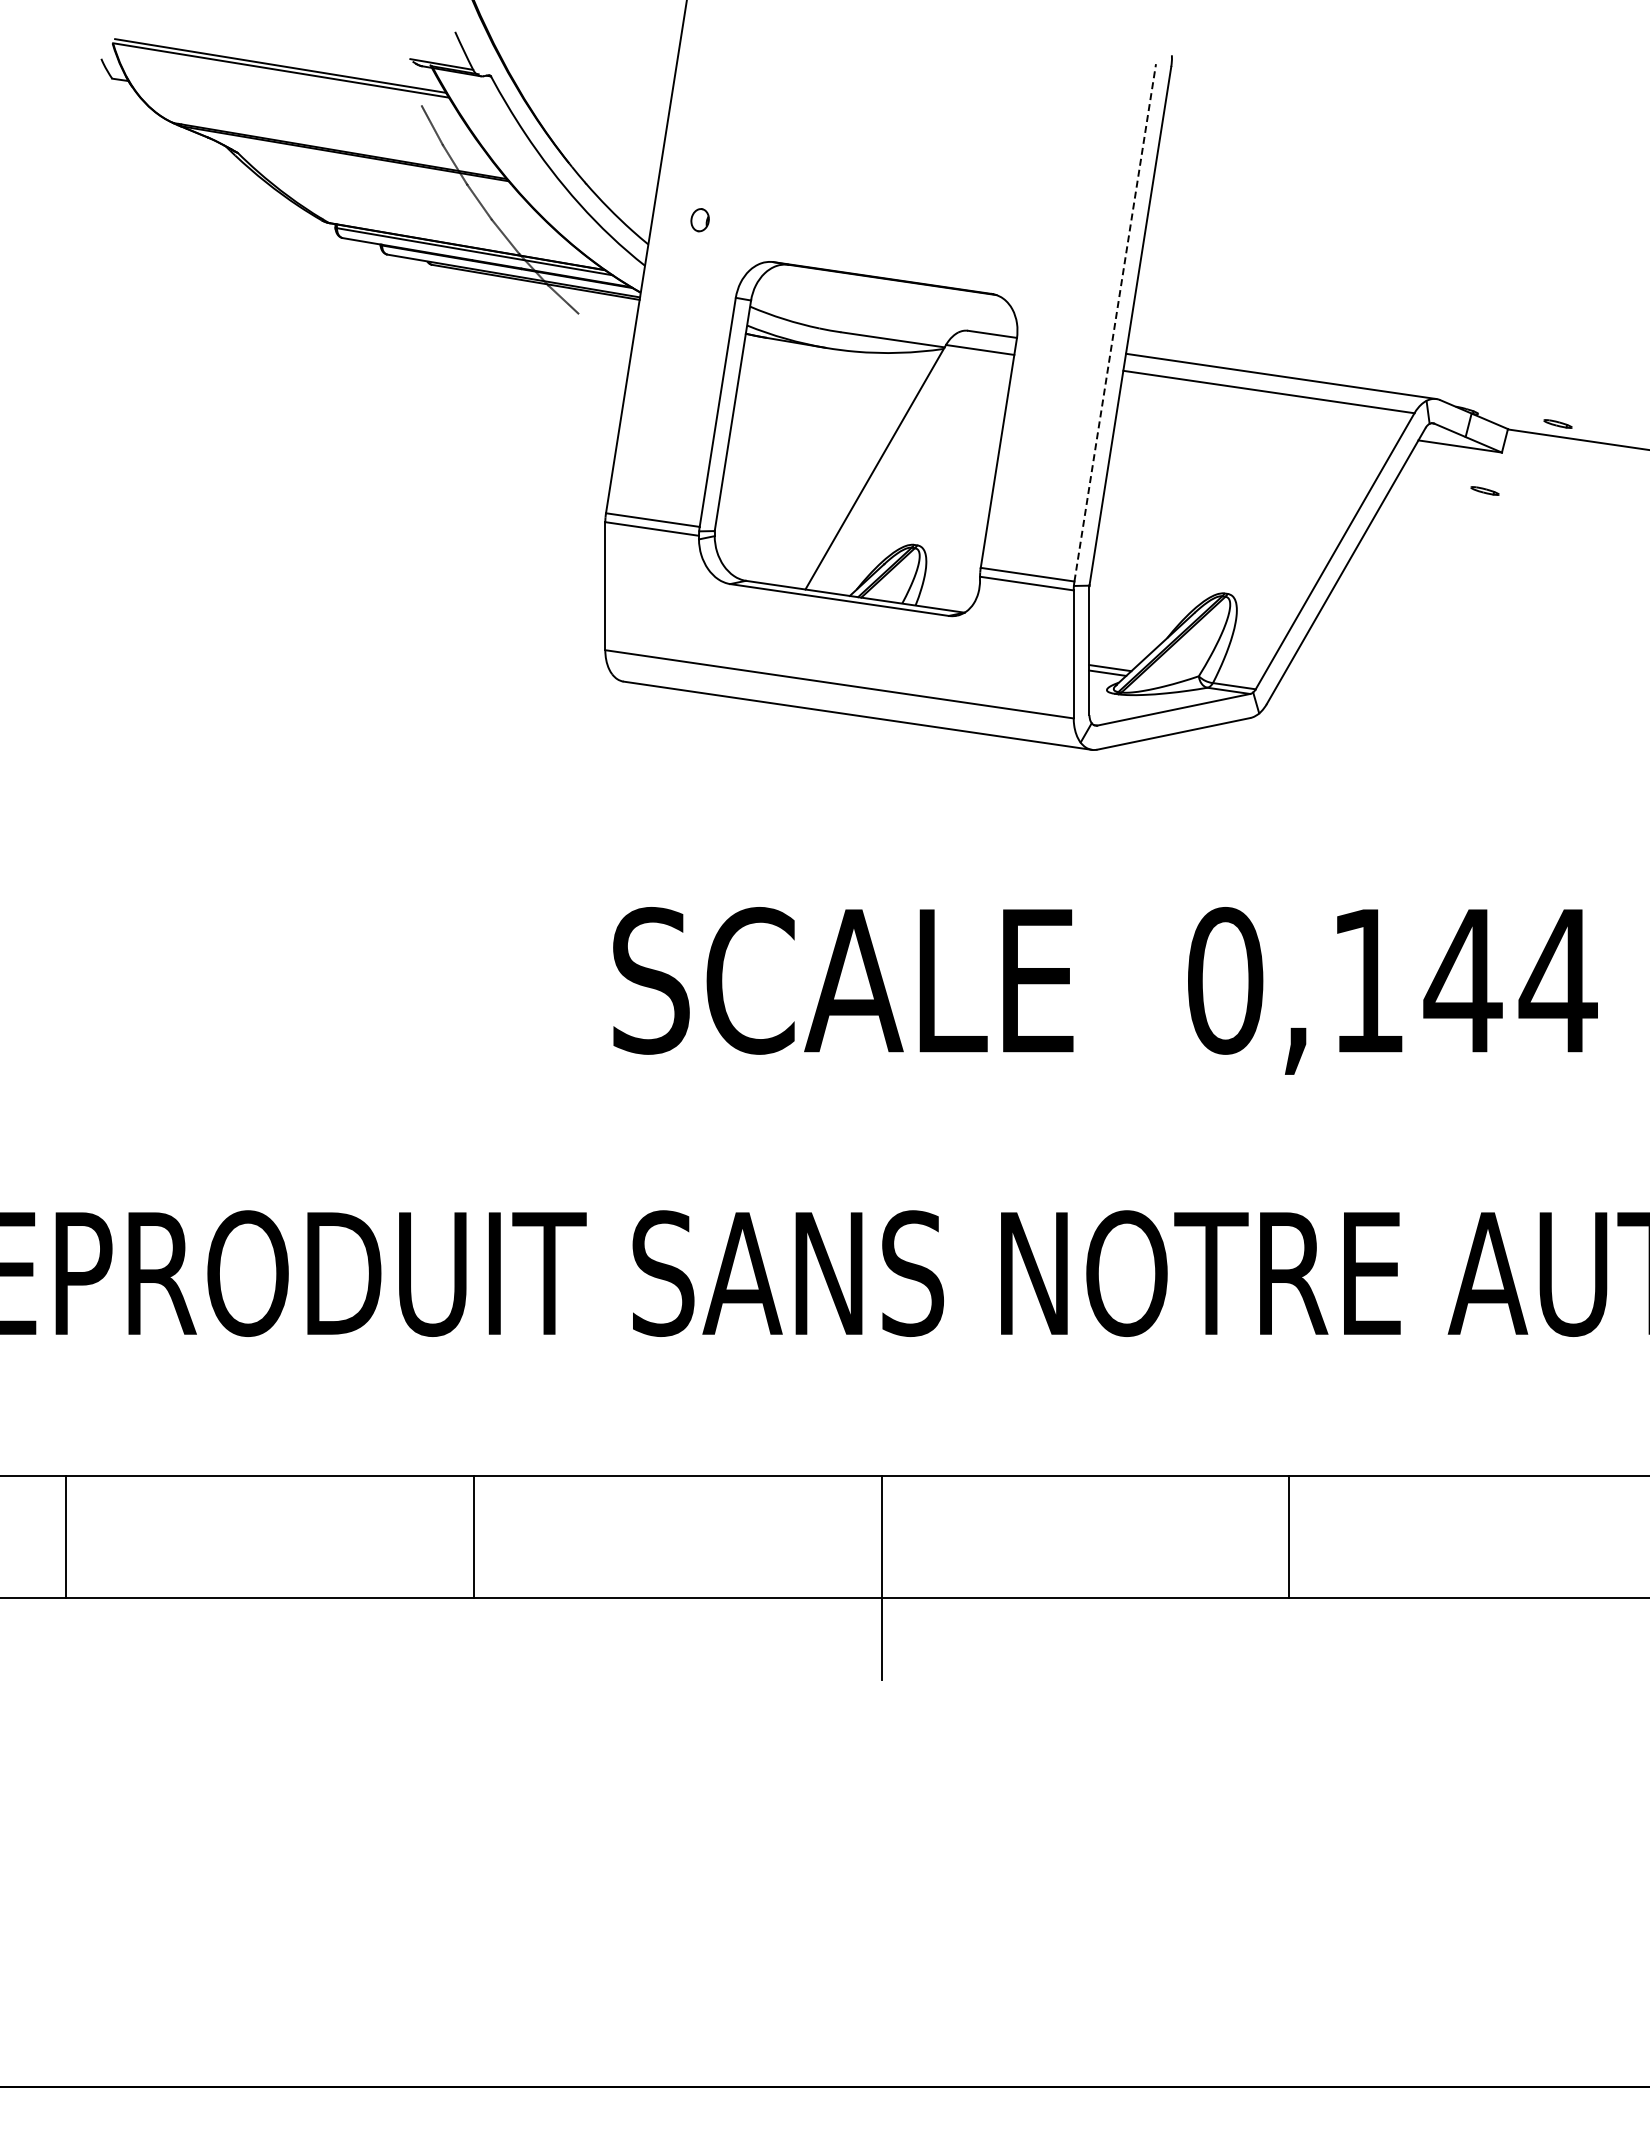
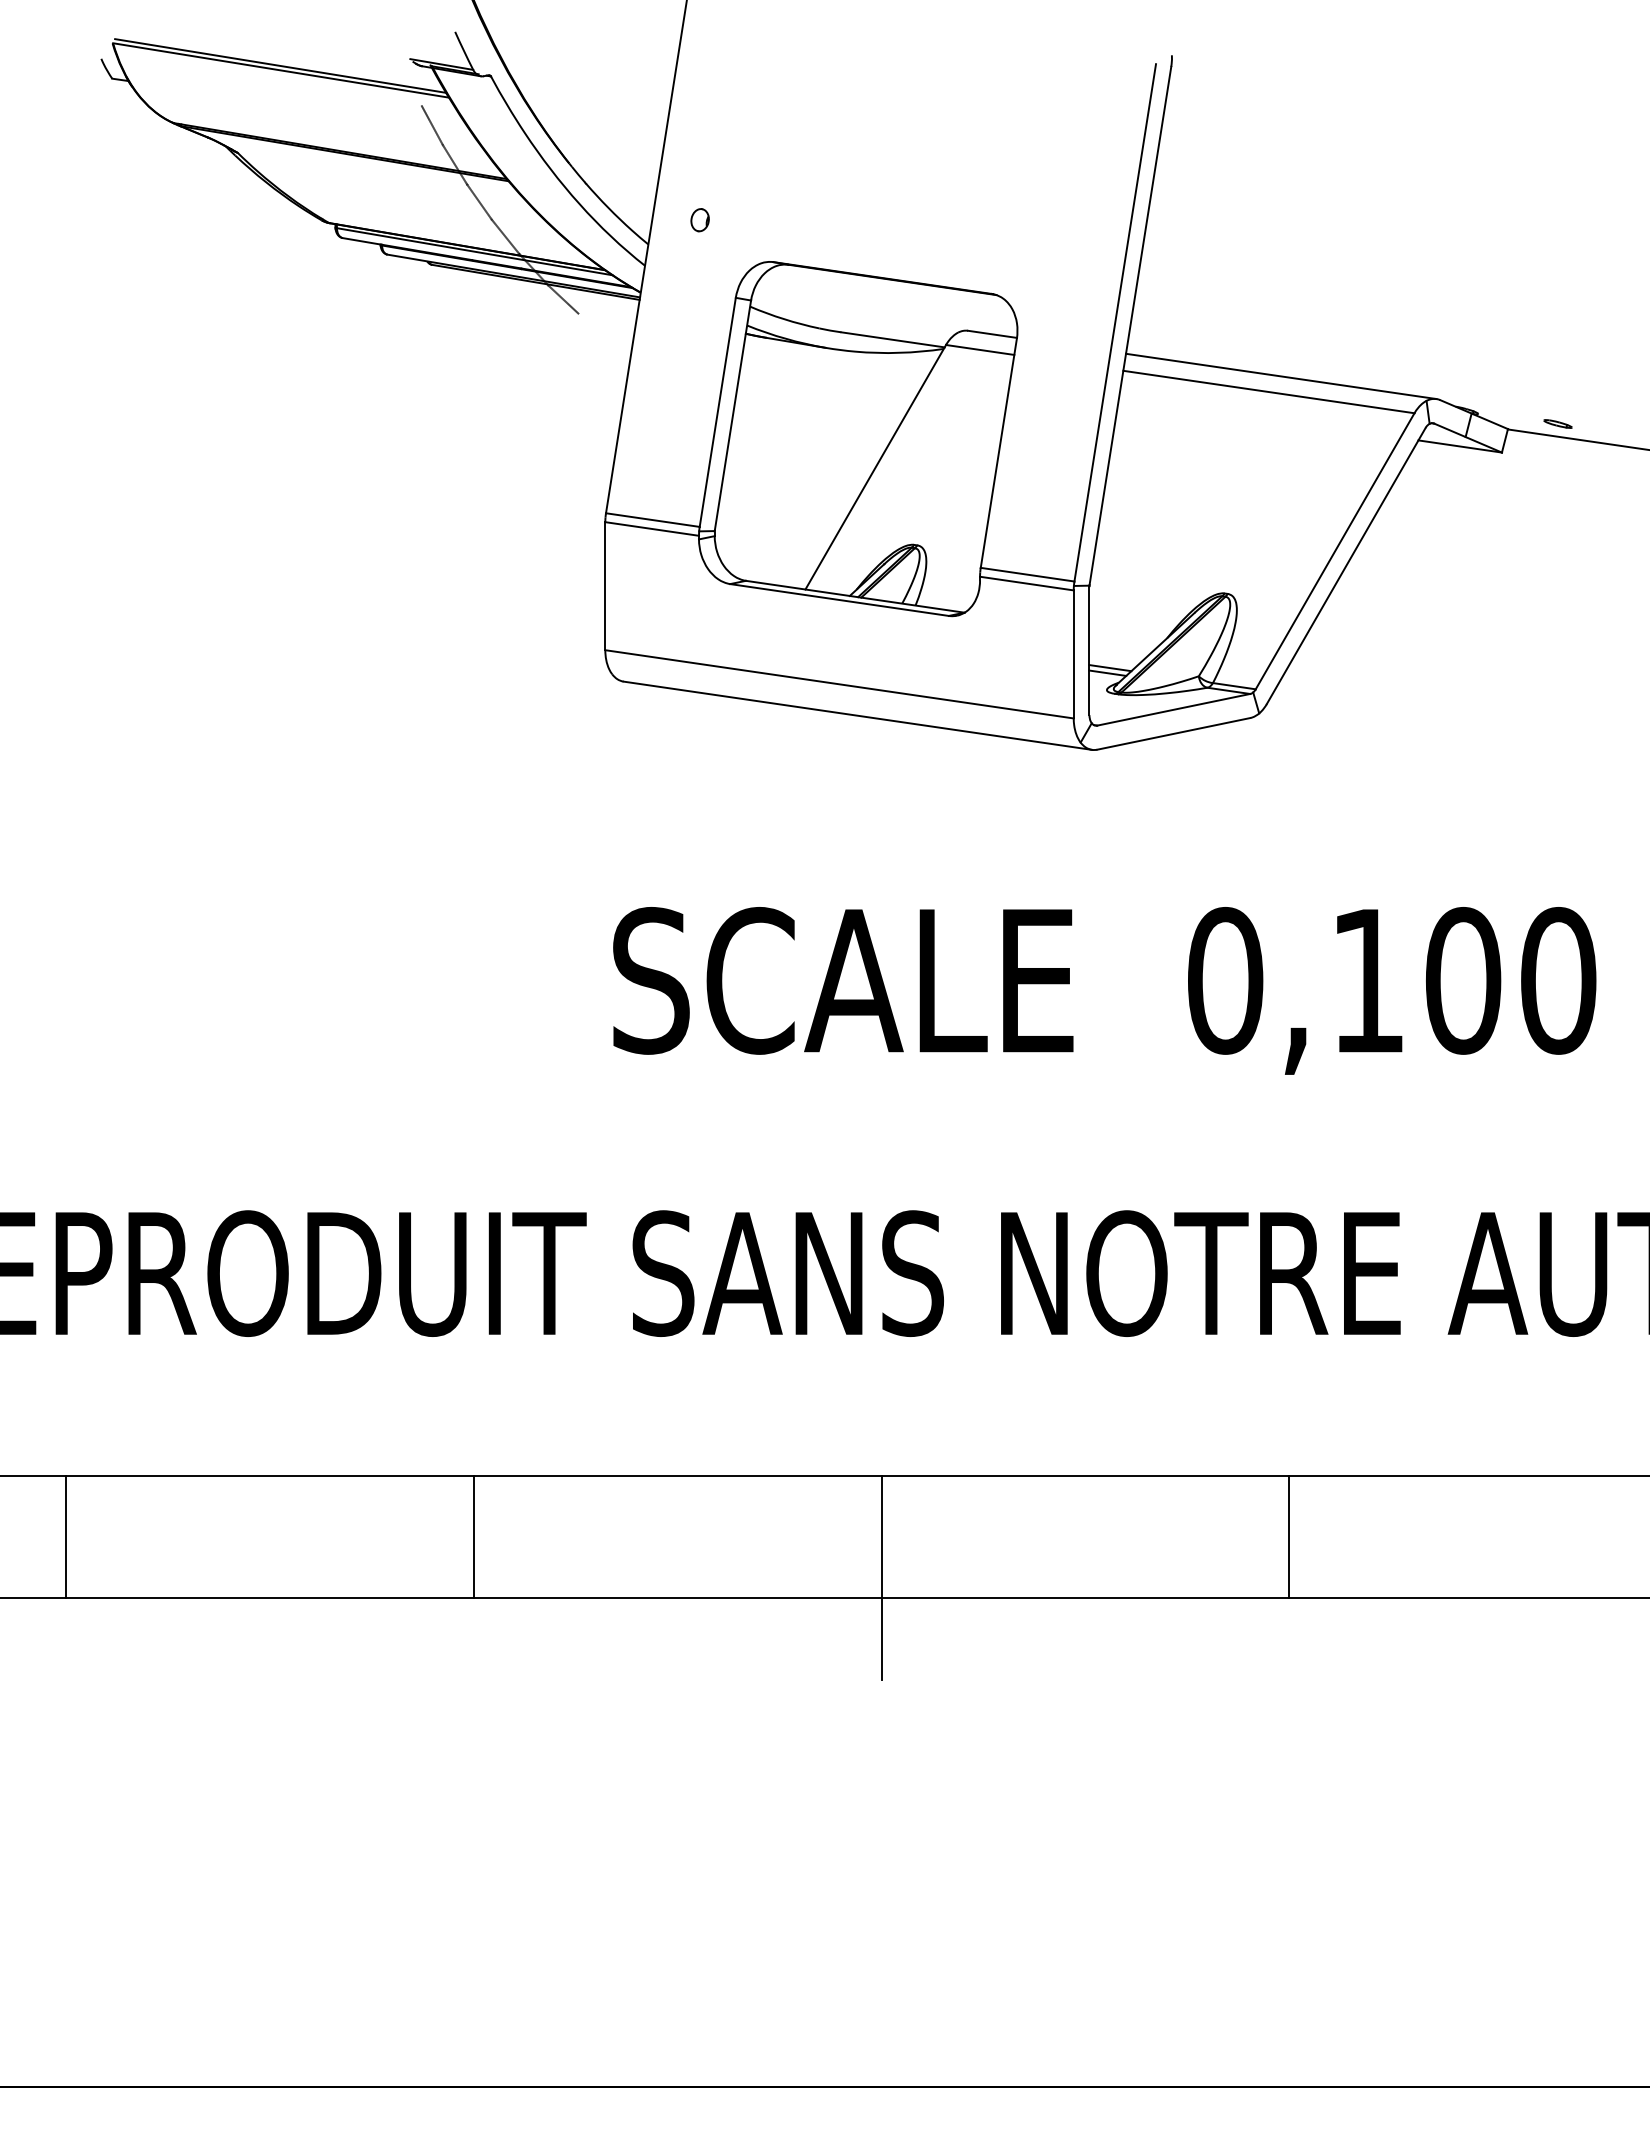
line: dashed -> solid (1115, 322)
part: present -> none (1484, 490)
text: 0,144 -> 0,100 (1510, 980)
